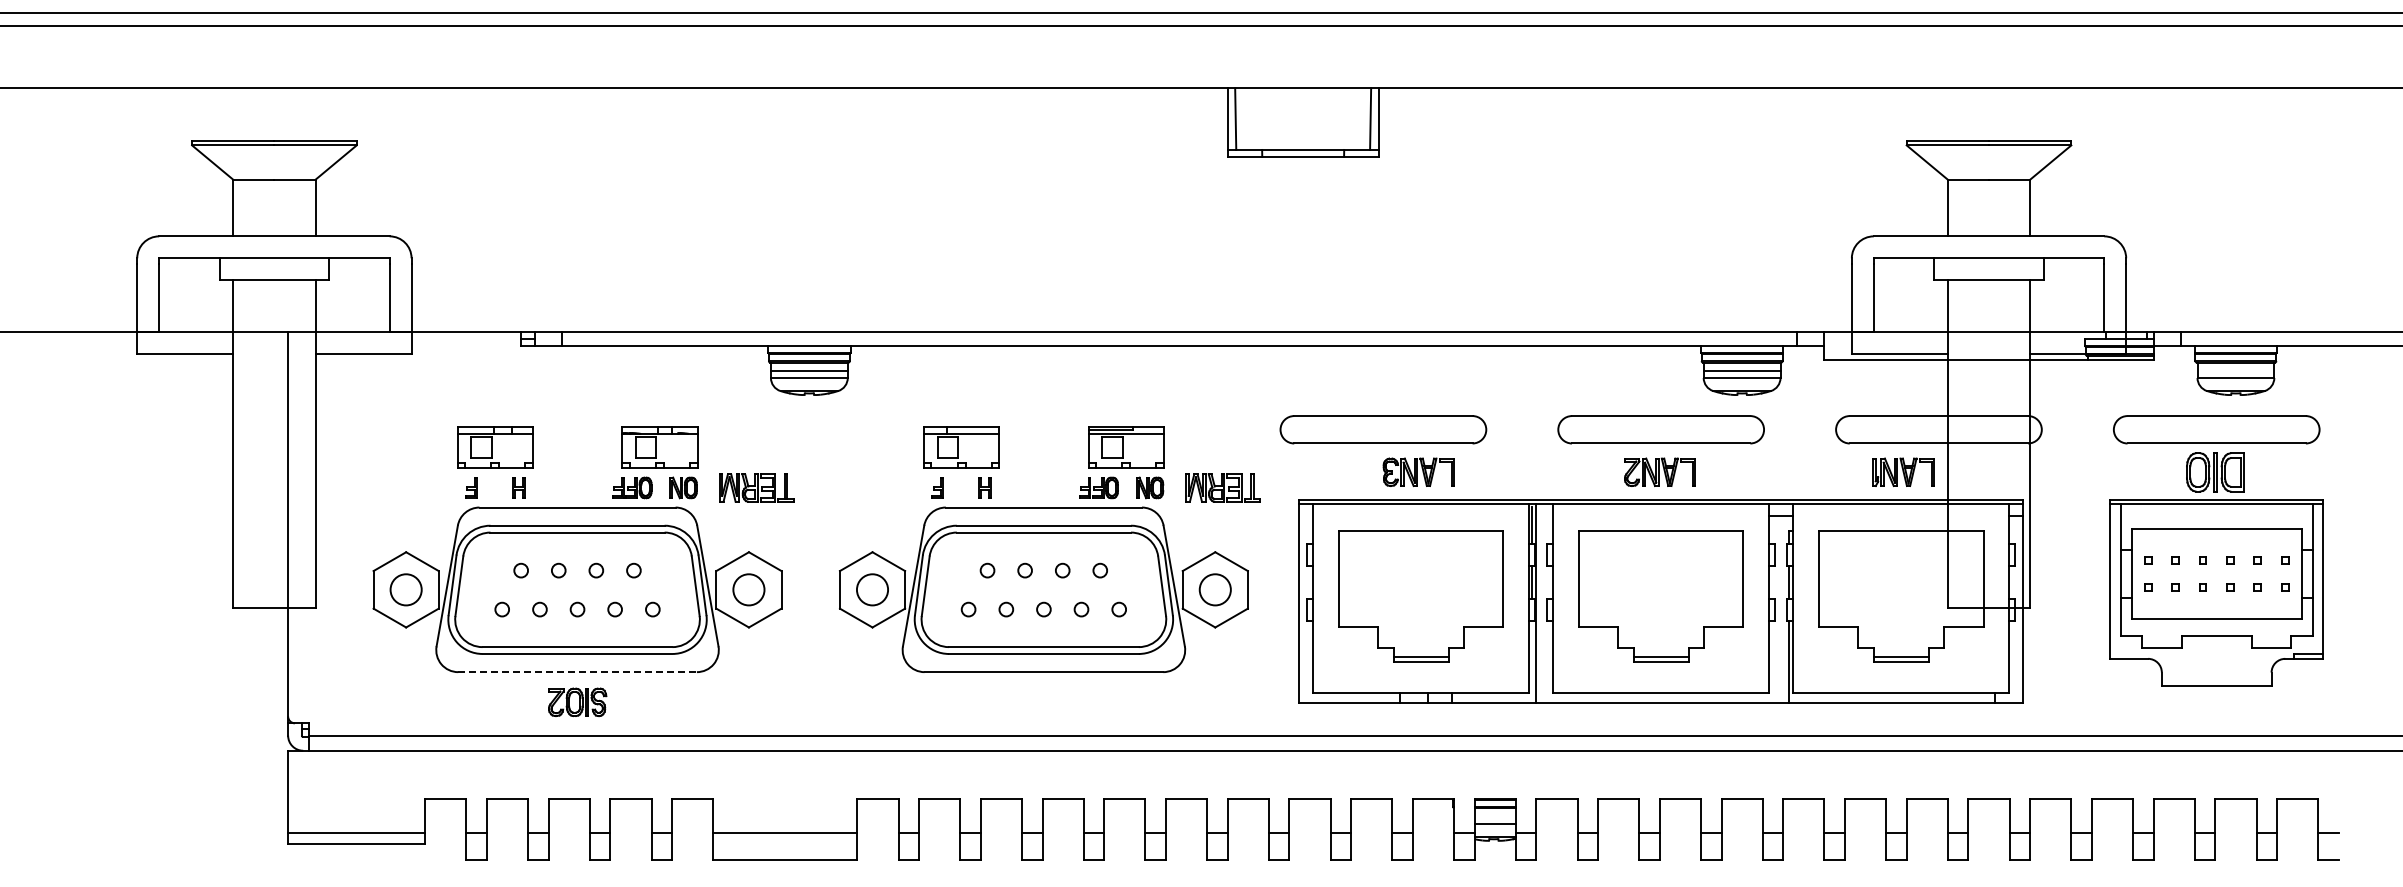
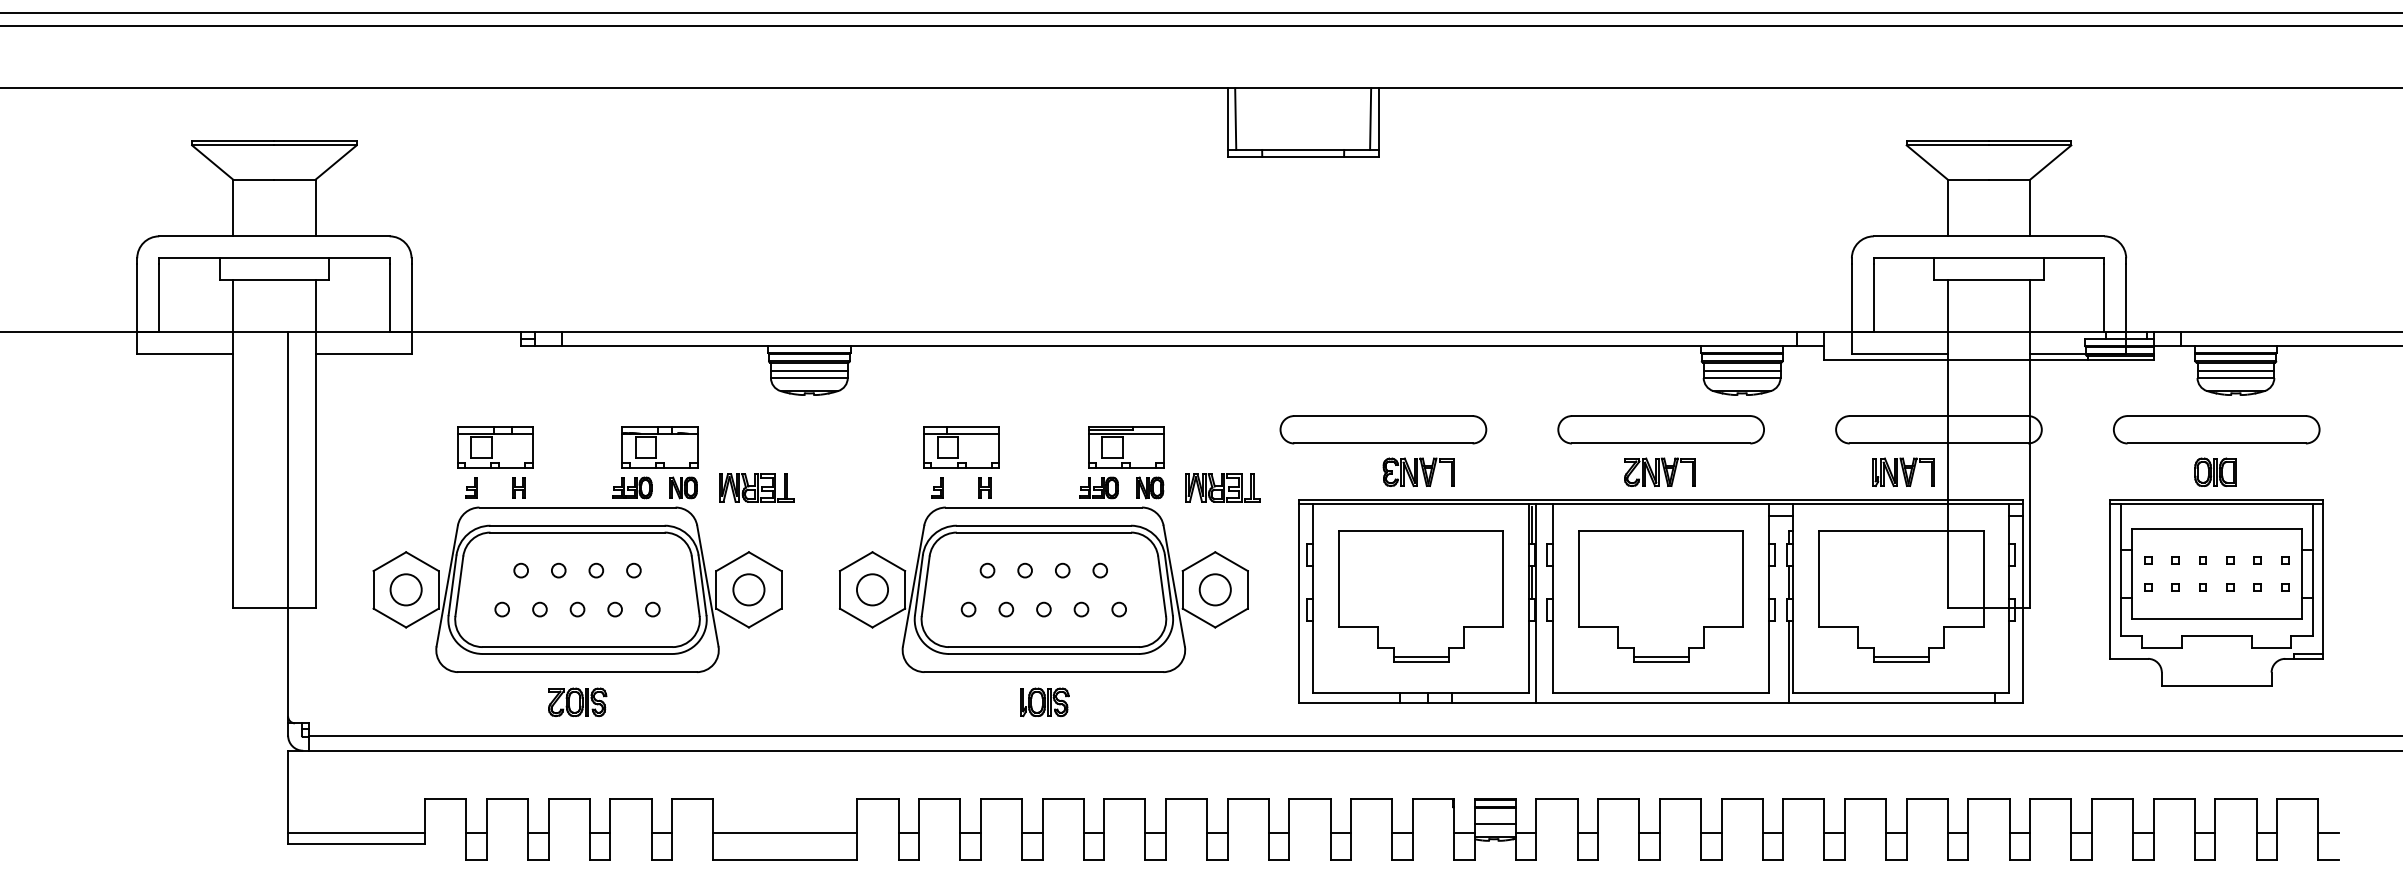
line: none -> present (2235, 371)
part size: 59x41 px -> 43x30 px (2215, 471)
line: dashed -> solid (578, 672)
part: none -> present (1044, 702)
